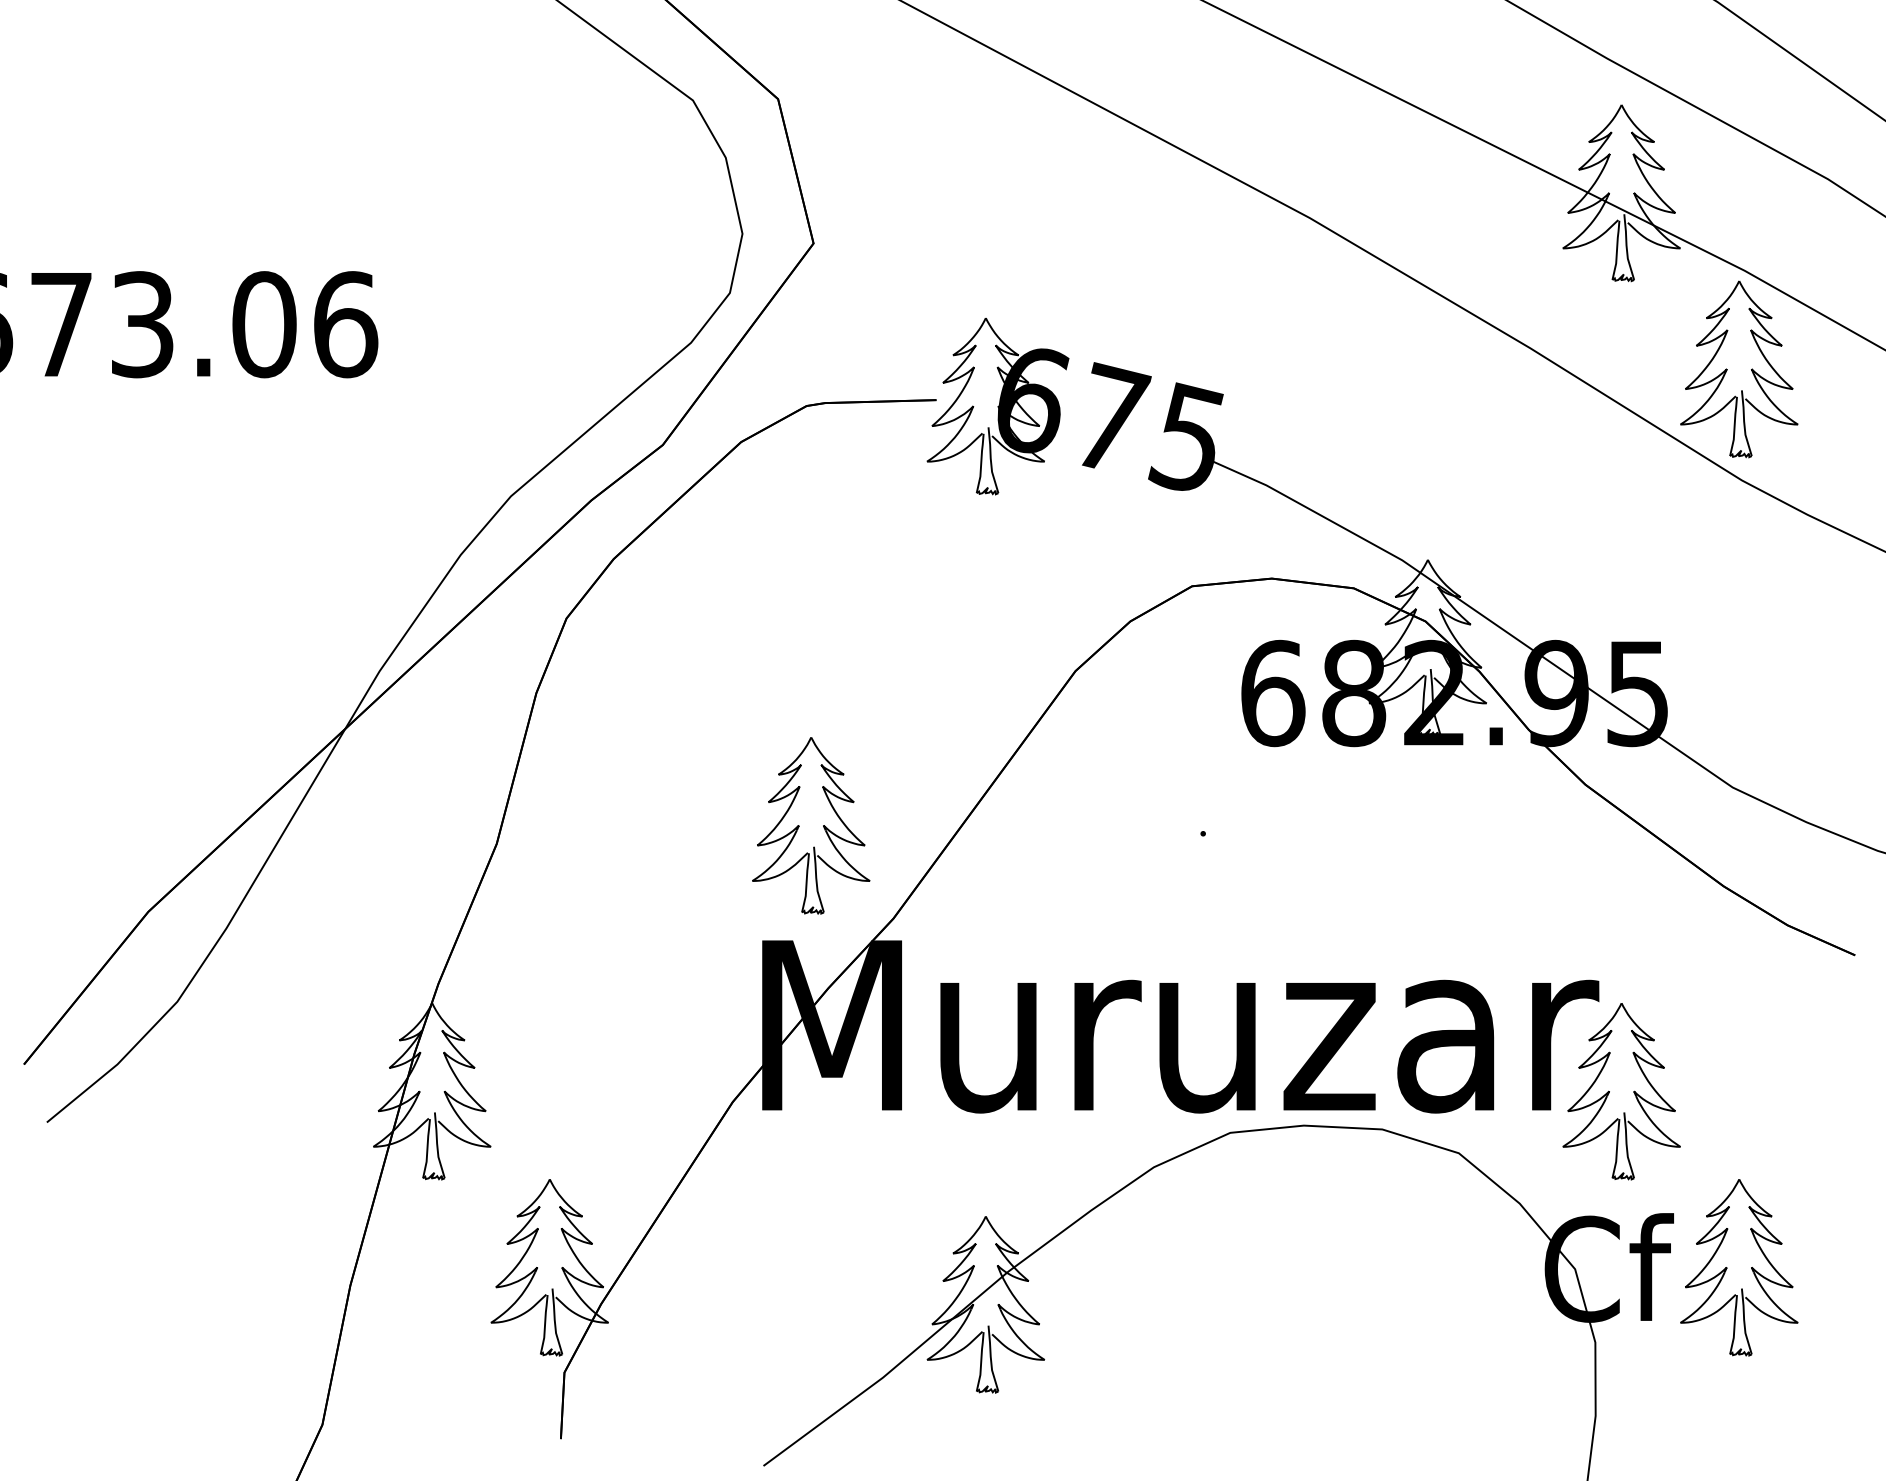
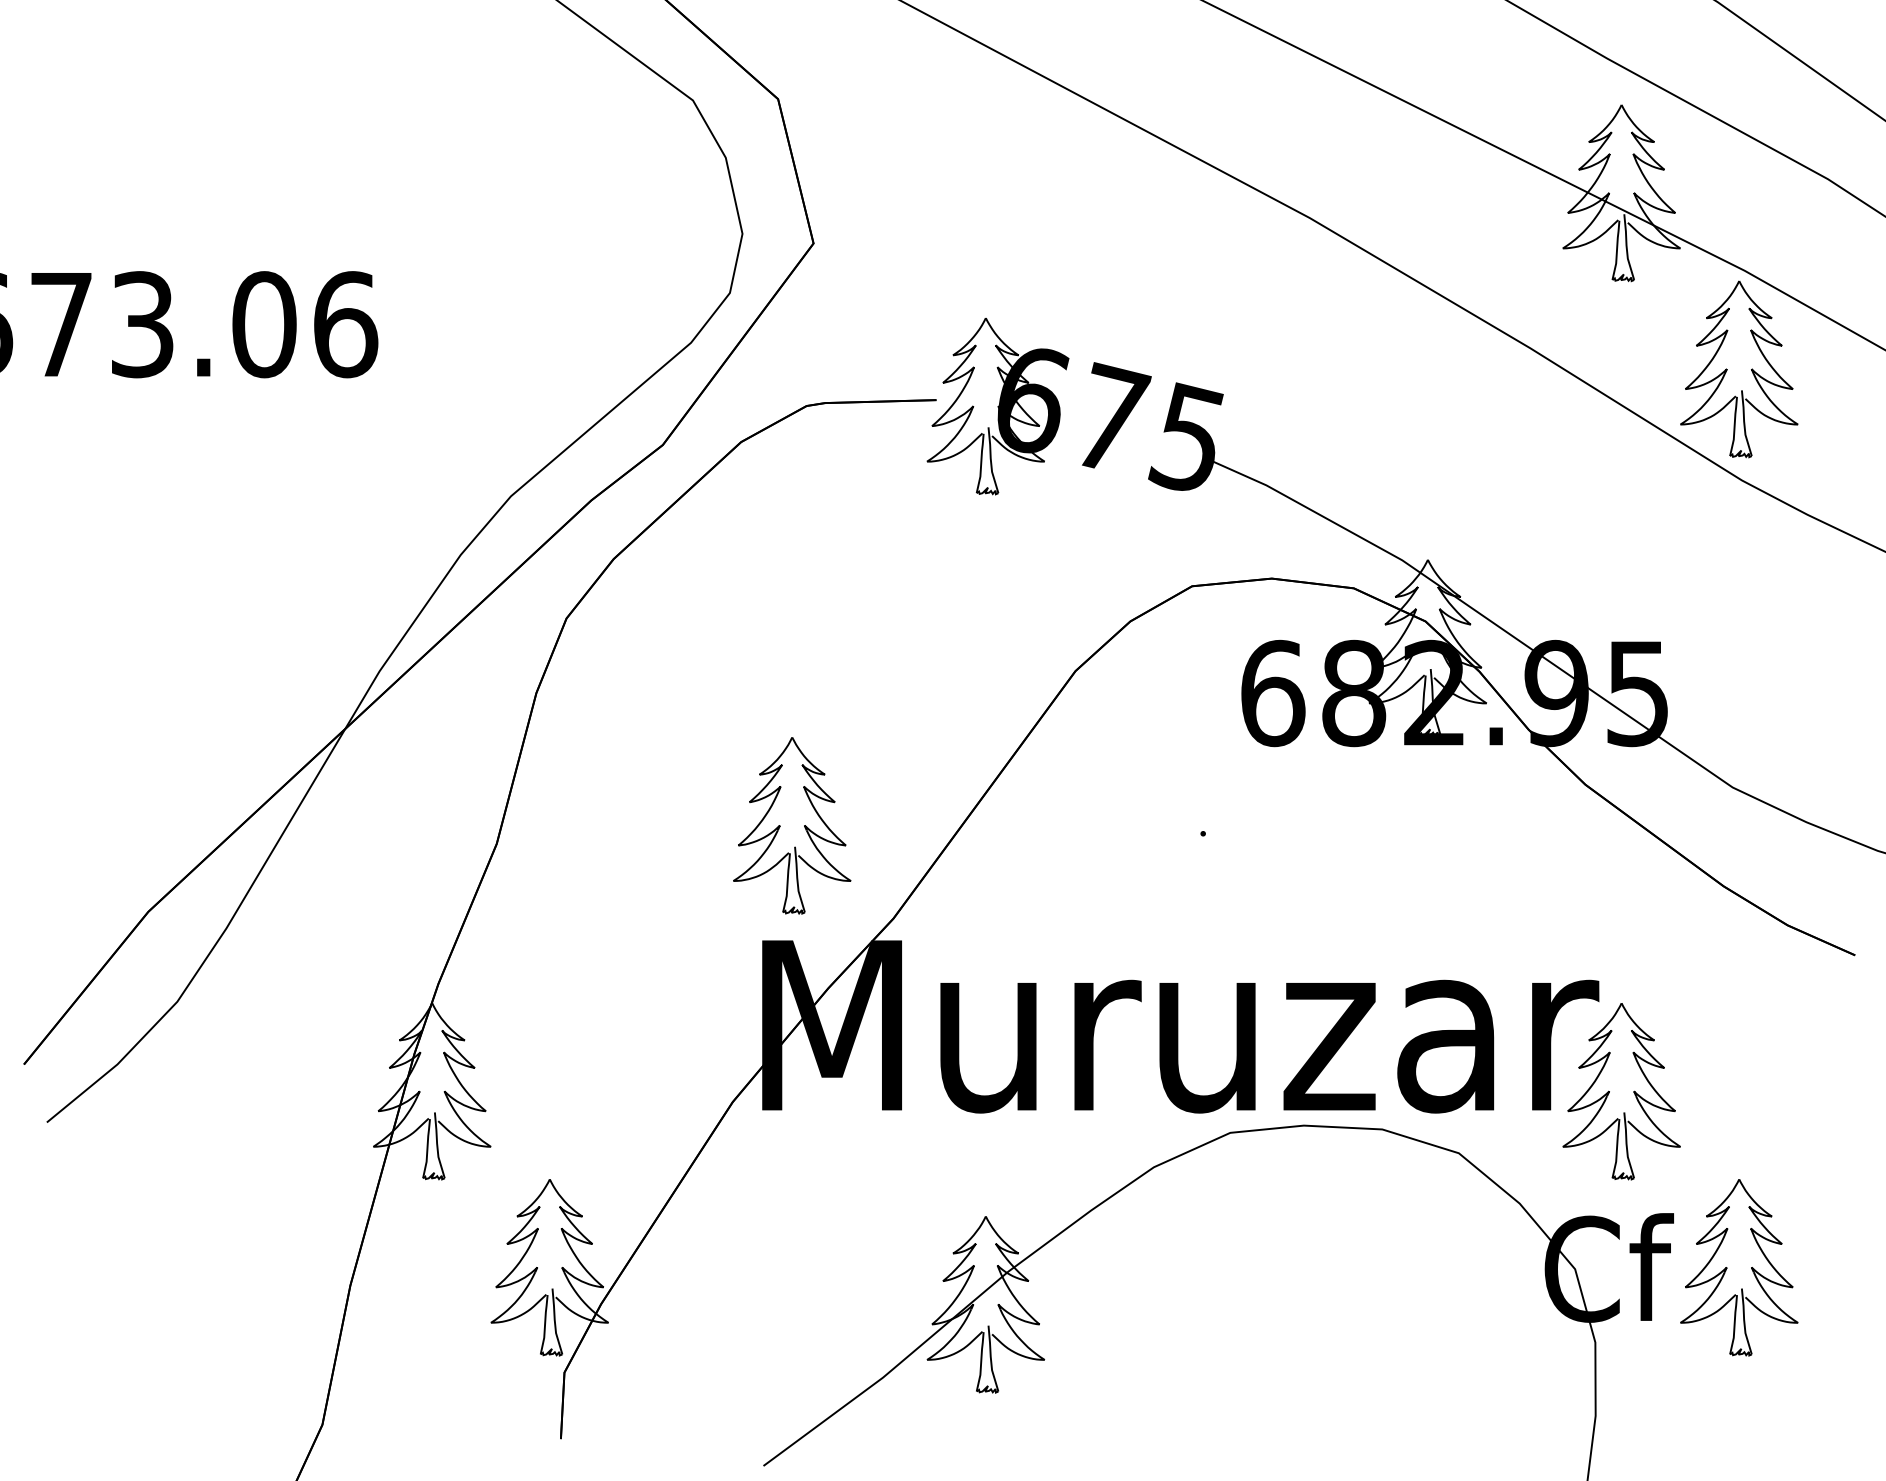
part position: (799, 825) -> (780, 825) (780, 825)
